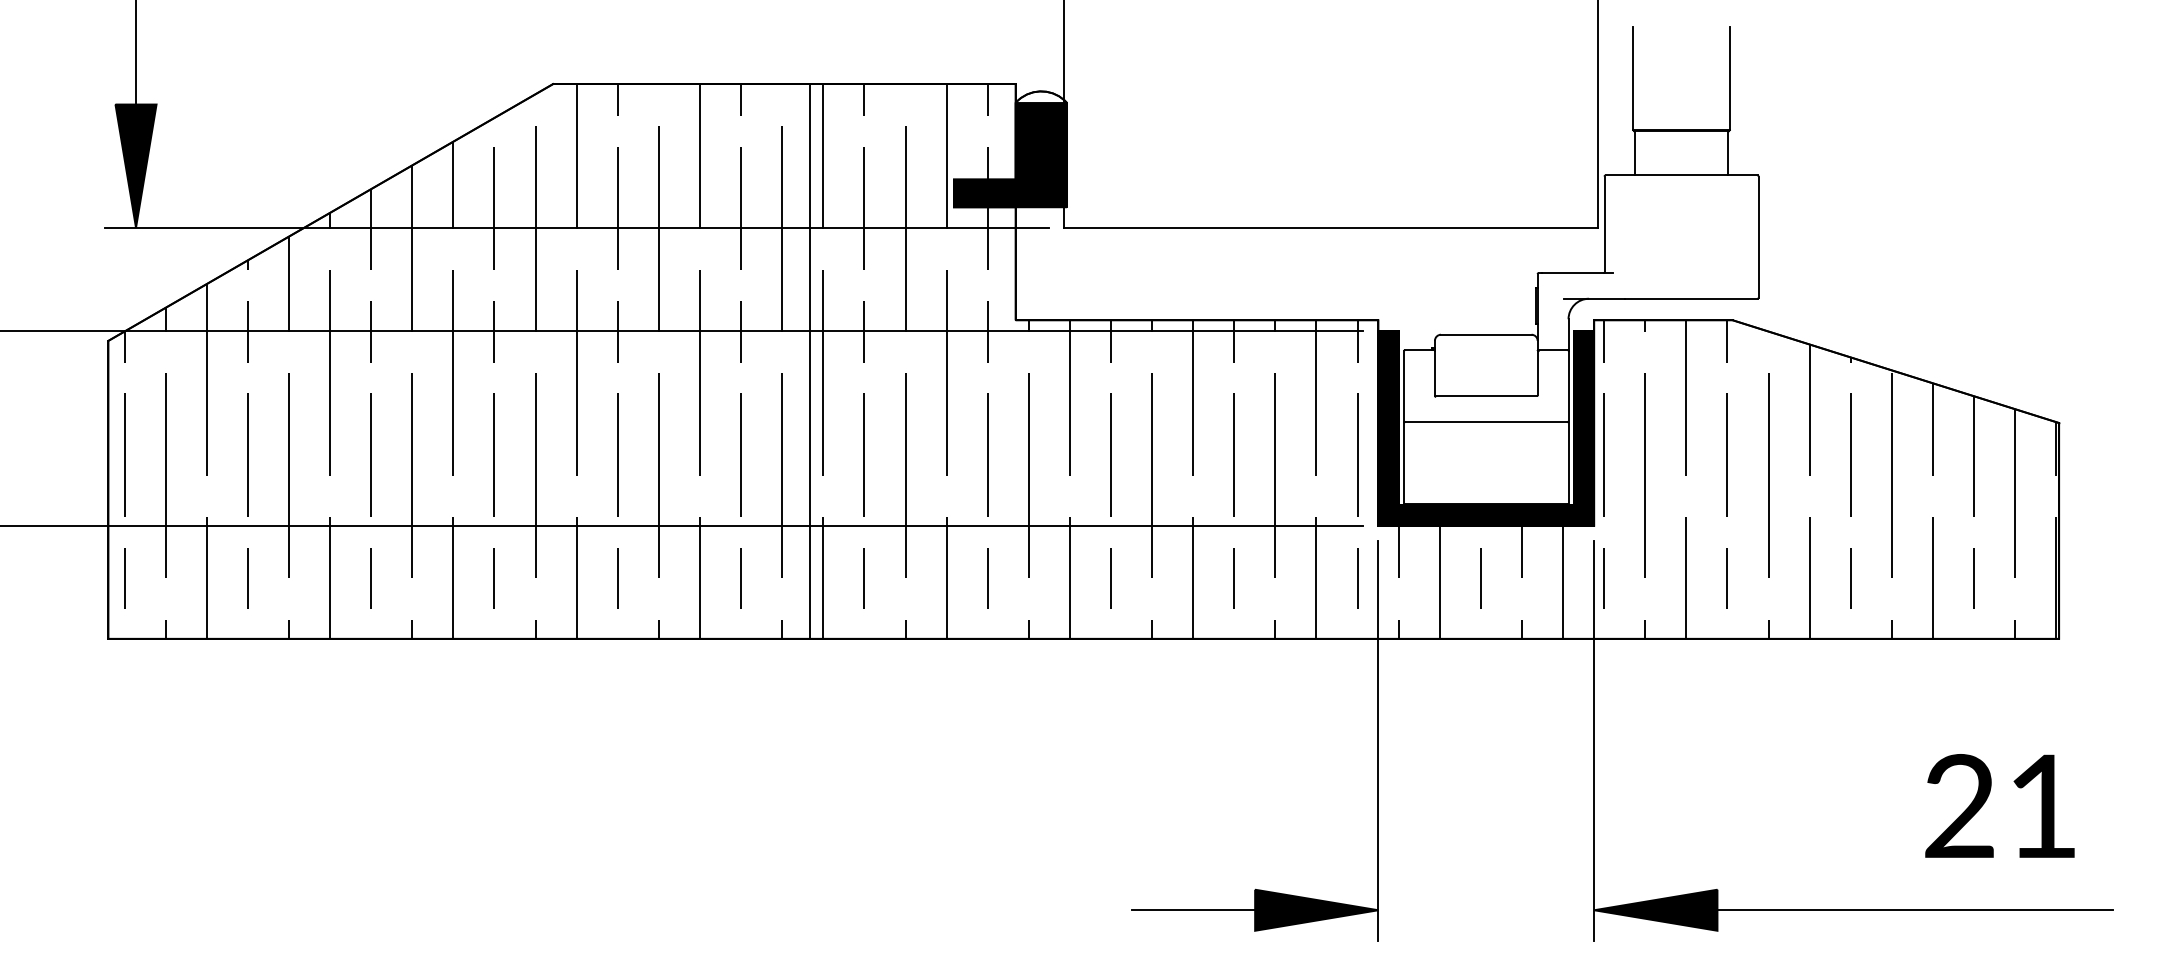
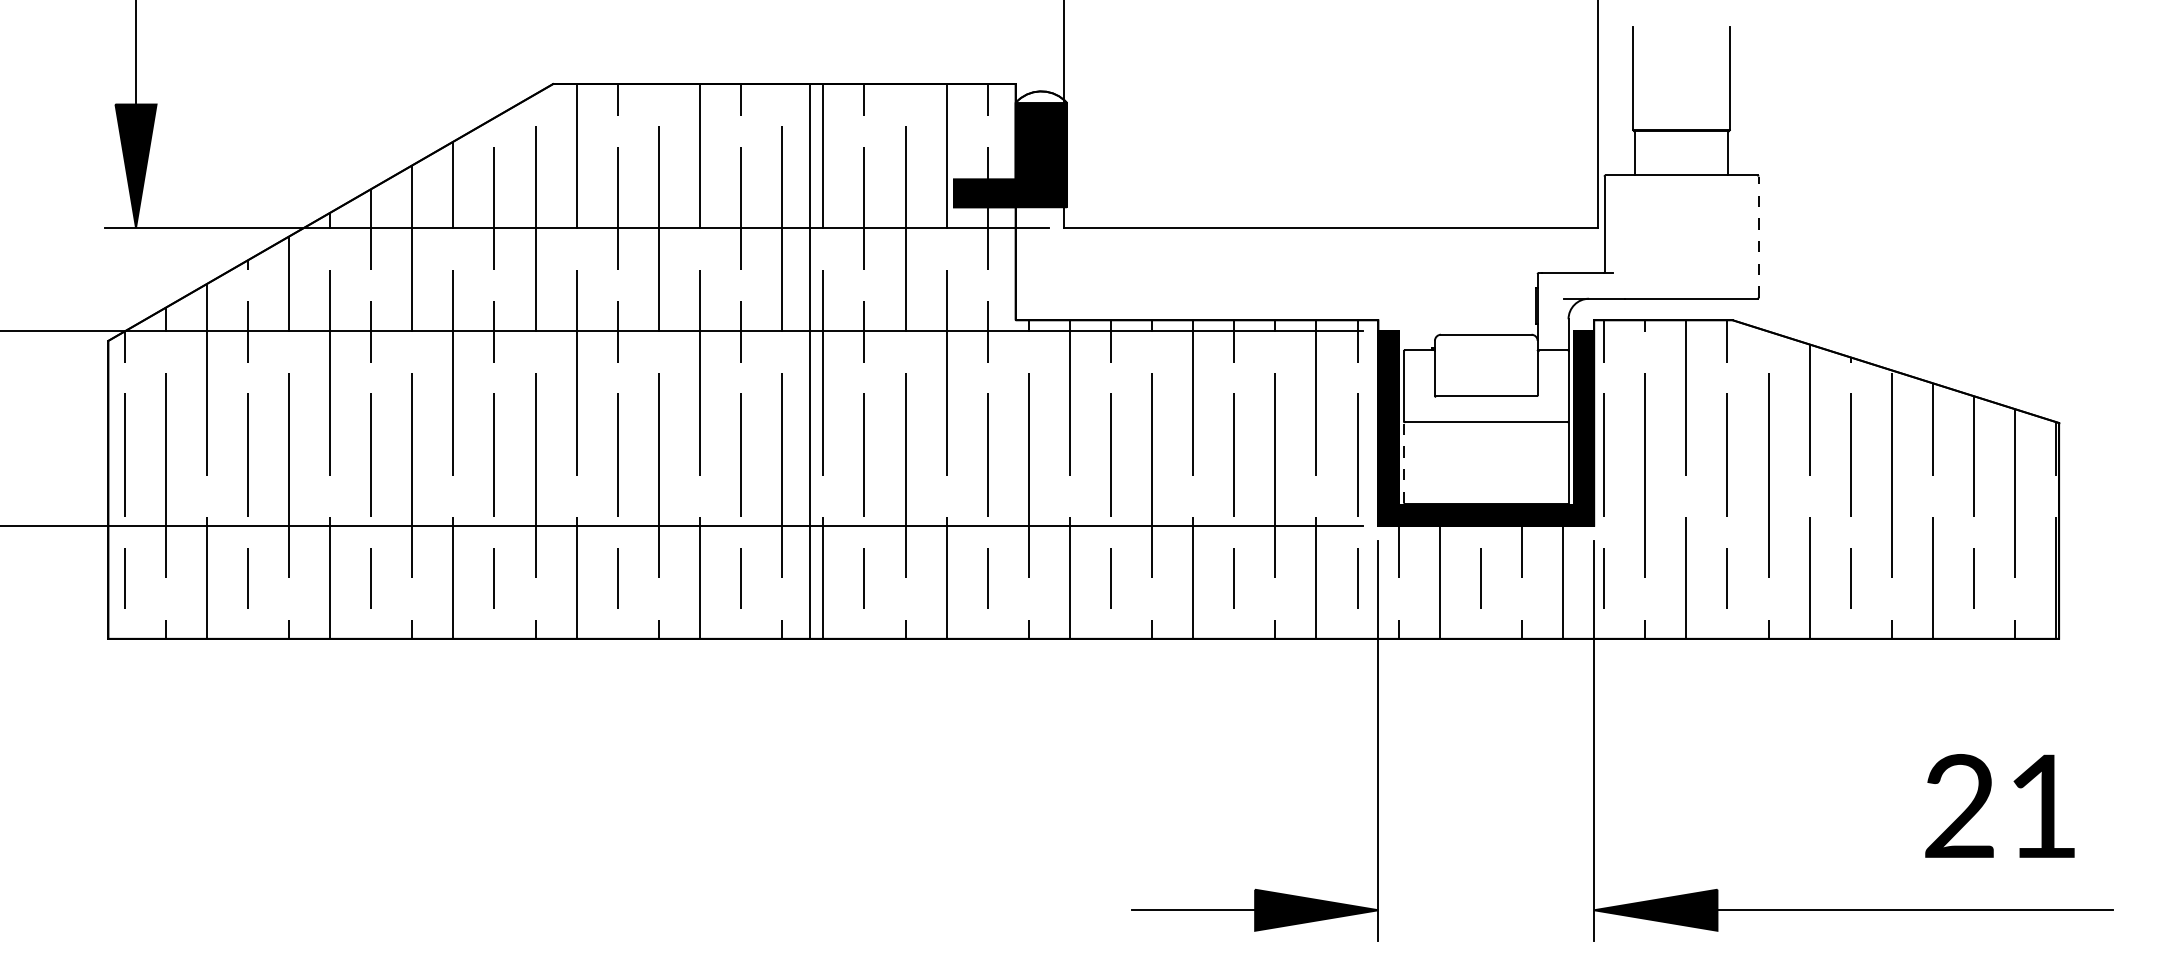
line: solid -> dashed (1758, 237)
line: solid -> dashed (1404, 462)
